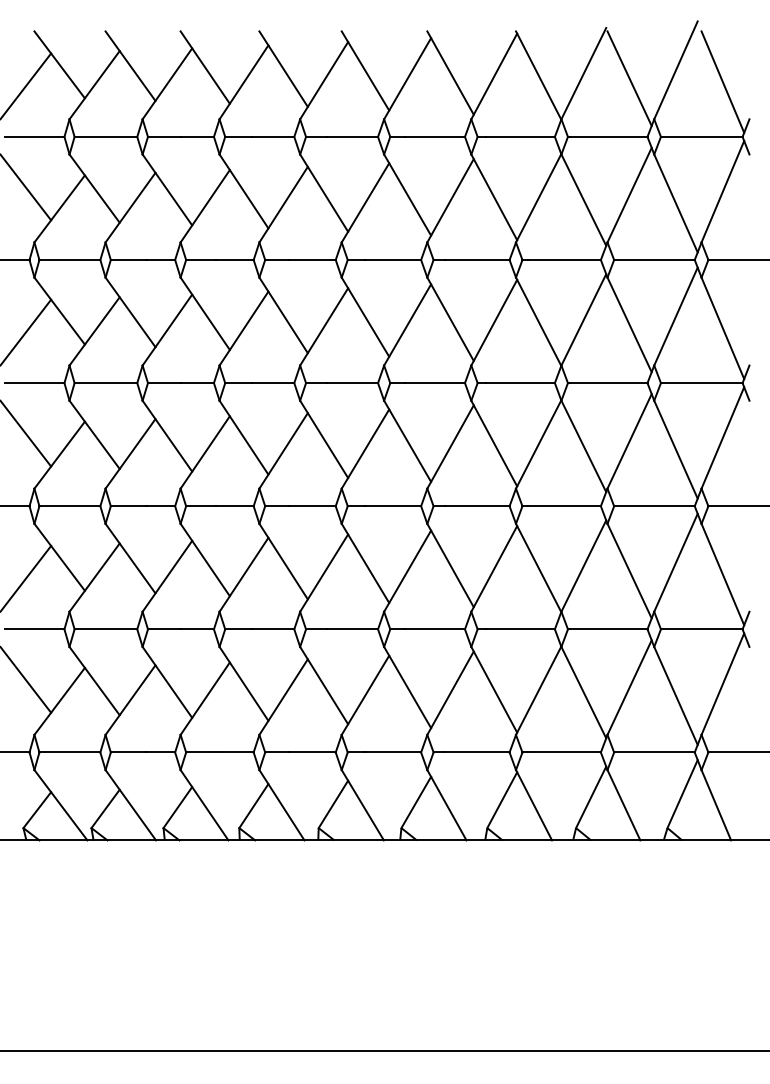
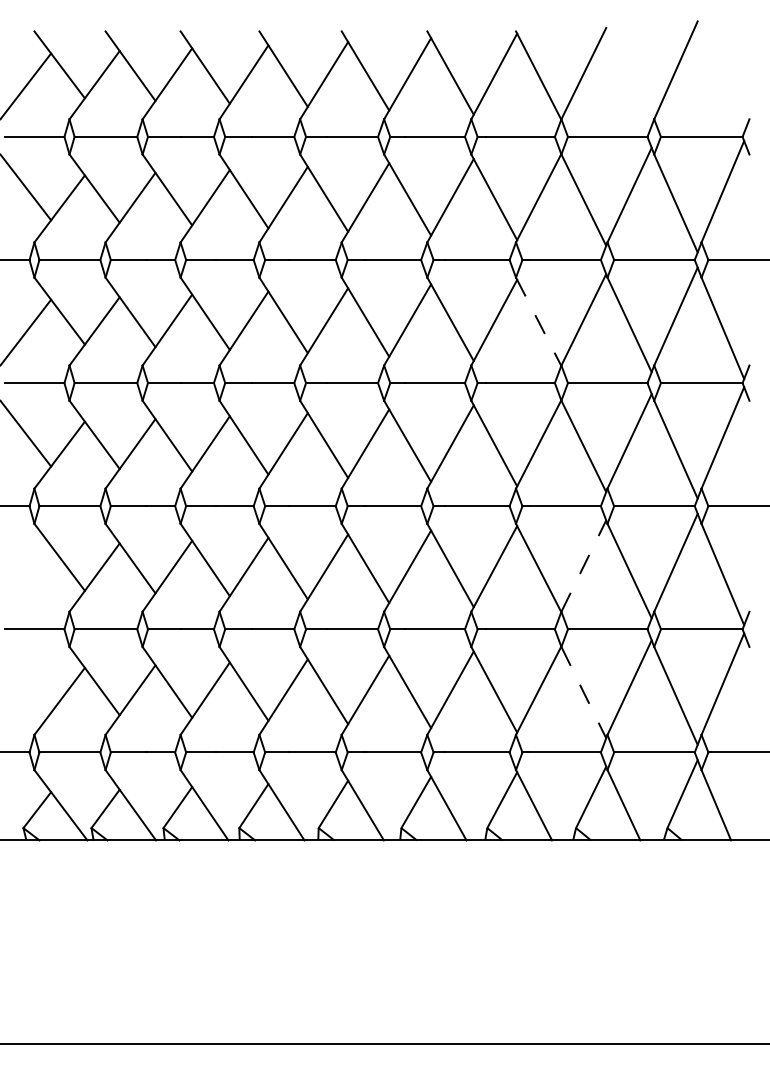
line: present -> none (629, 78)
line: present -> none (722, 81)
line: solid -> dashed (538, 321)
line: solid -> dashed (583, 566)
line: present -> none (26, 577)
line: present -> none (26, 680)
line: solid -> dashed (583, 692)
line position: (384, 1051) -> (384, 1044) (384, 1044)
